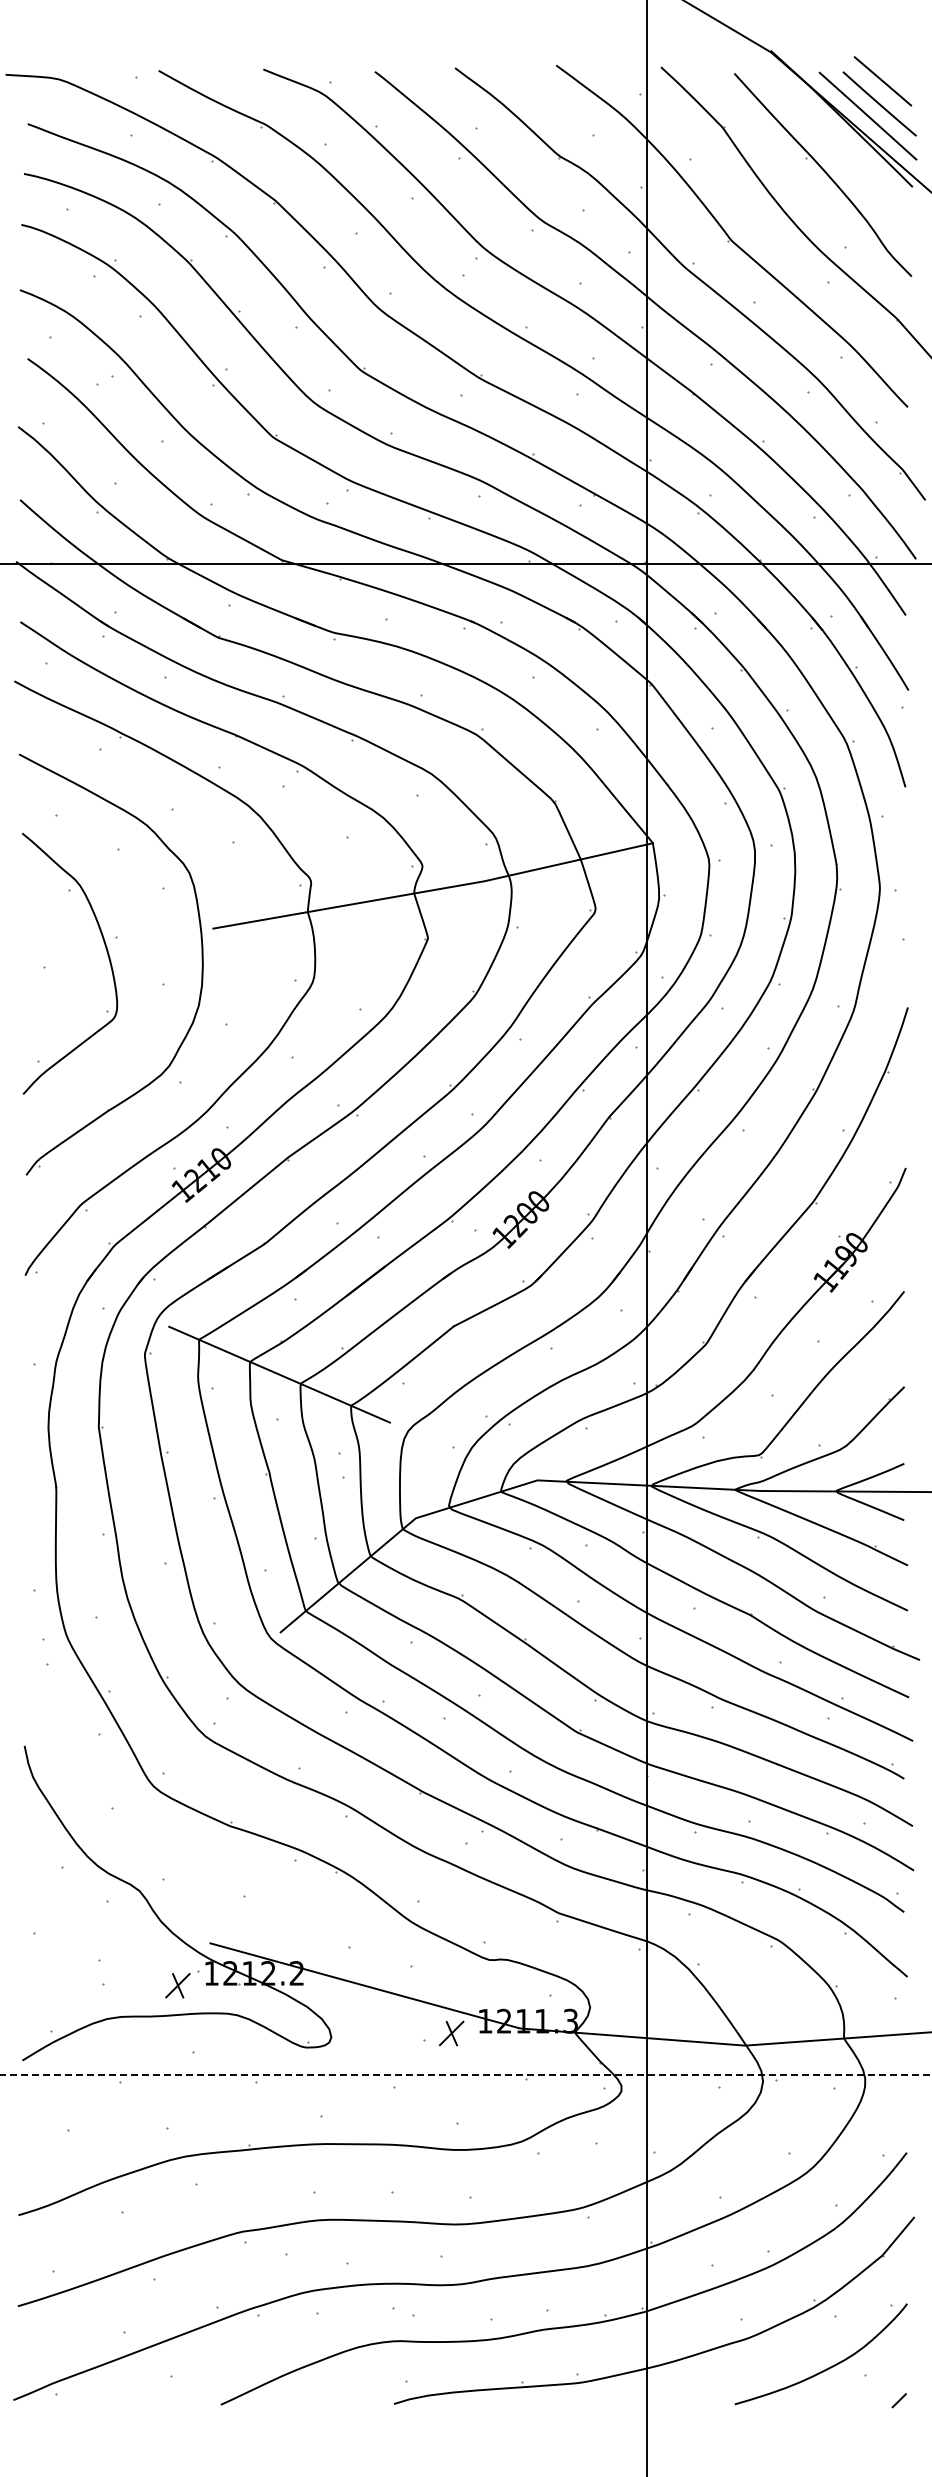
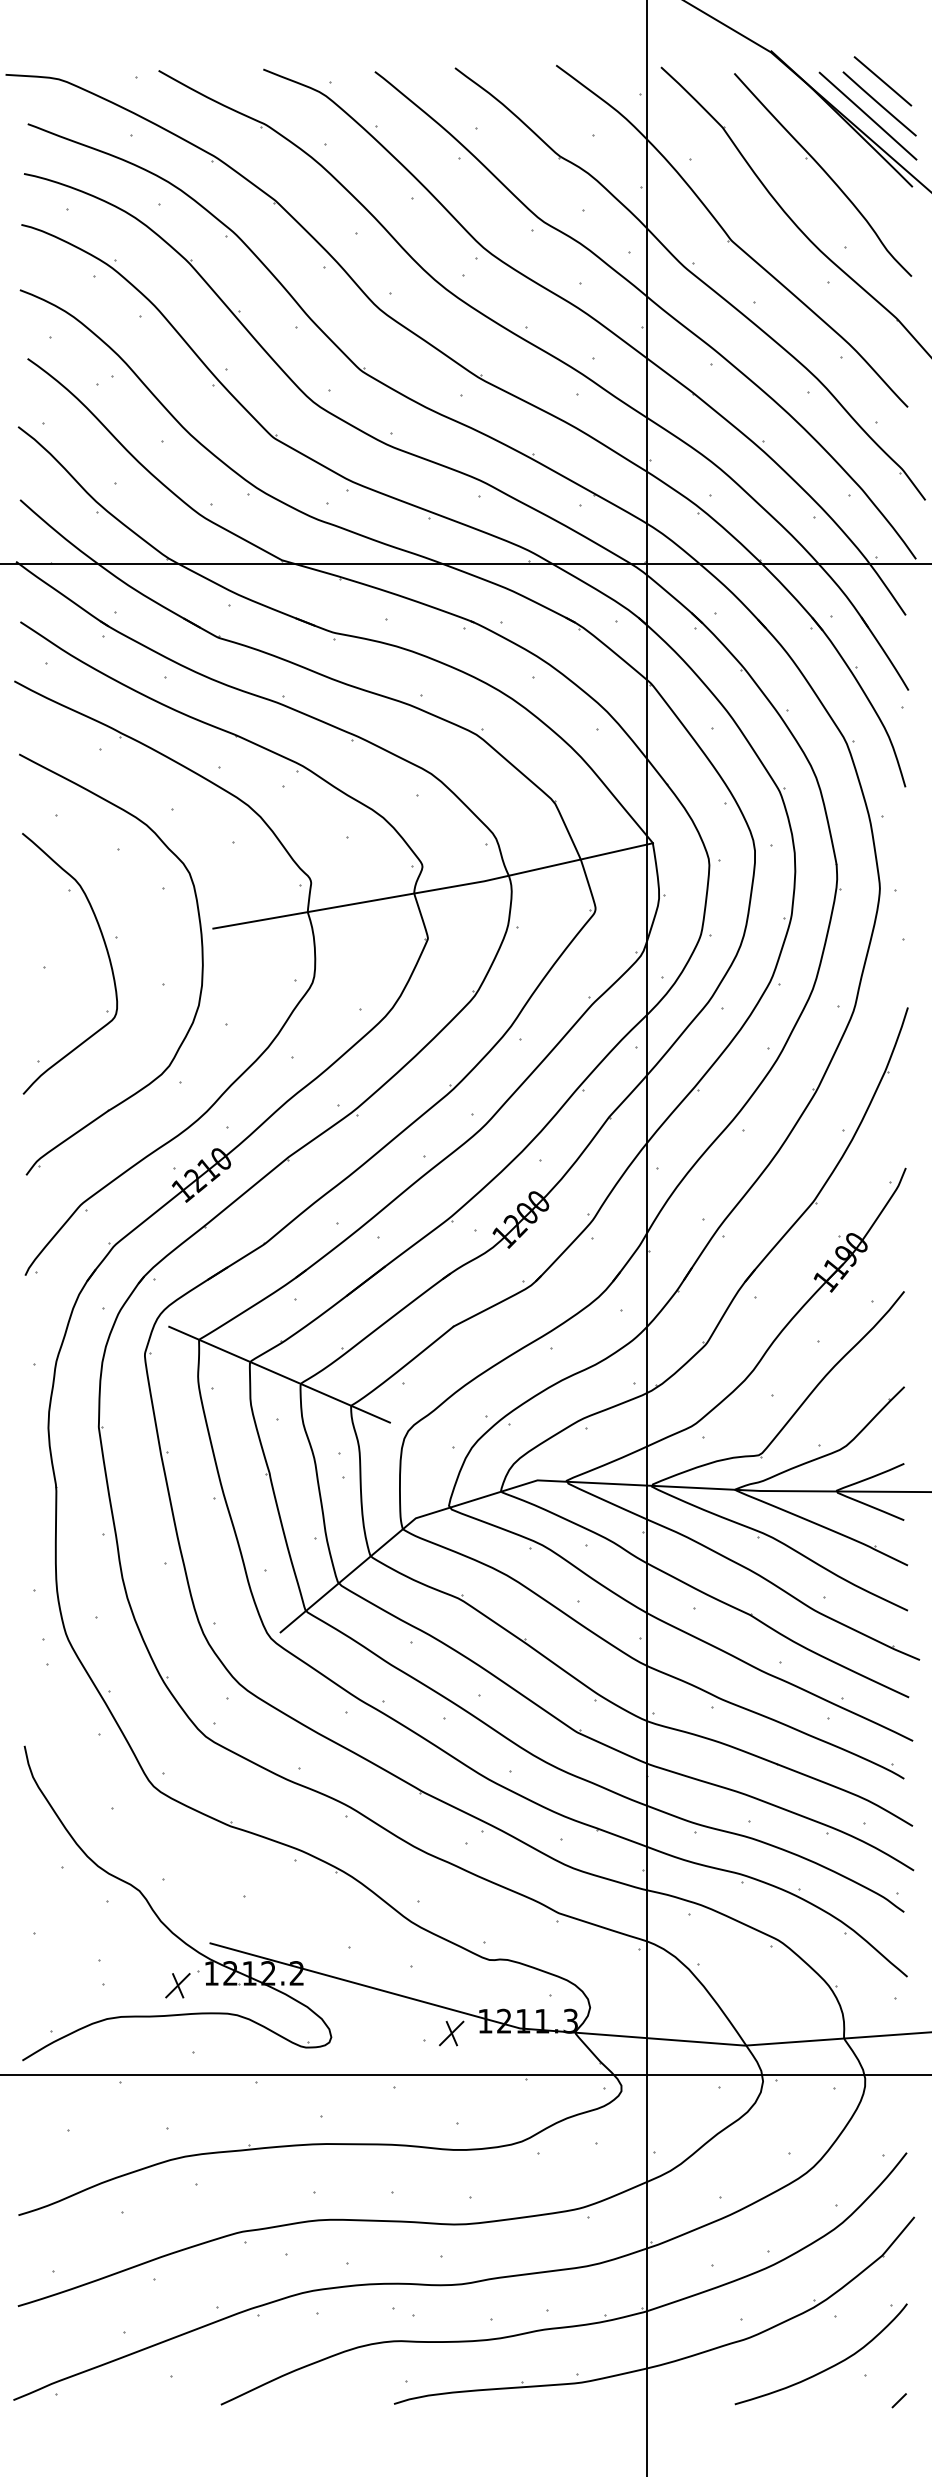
line: dashed -> solid (466, 2074)
